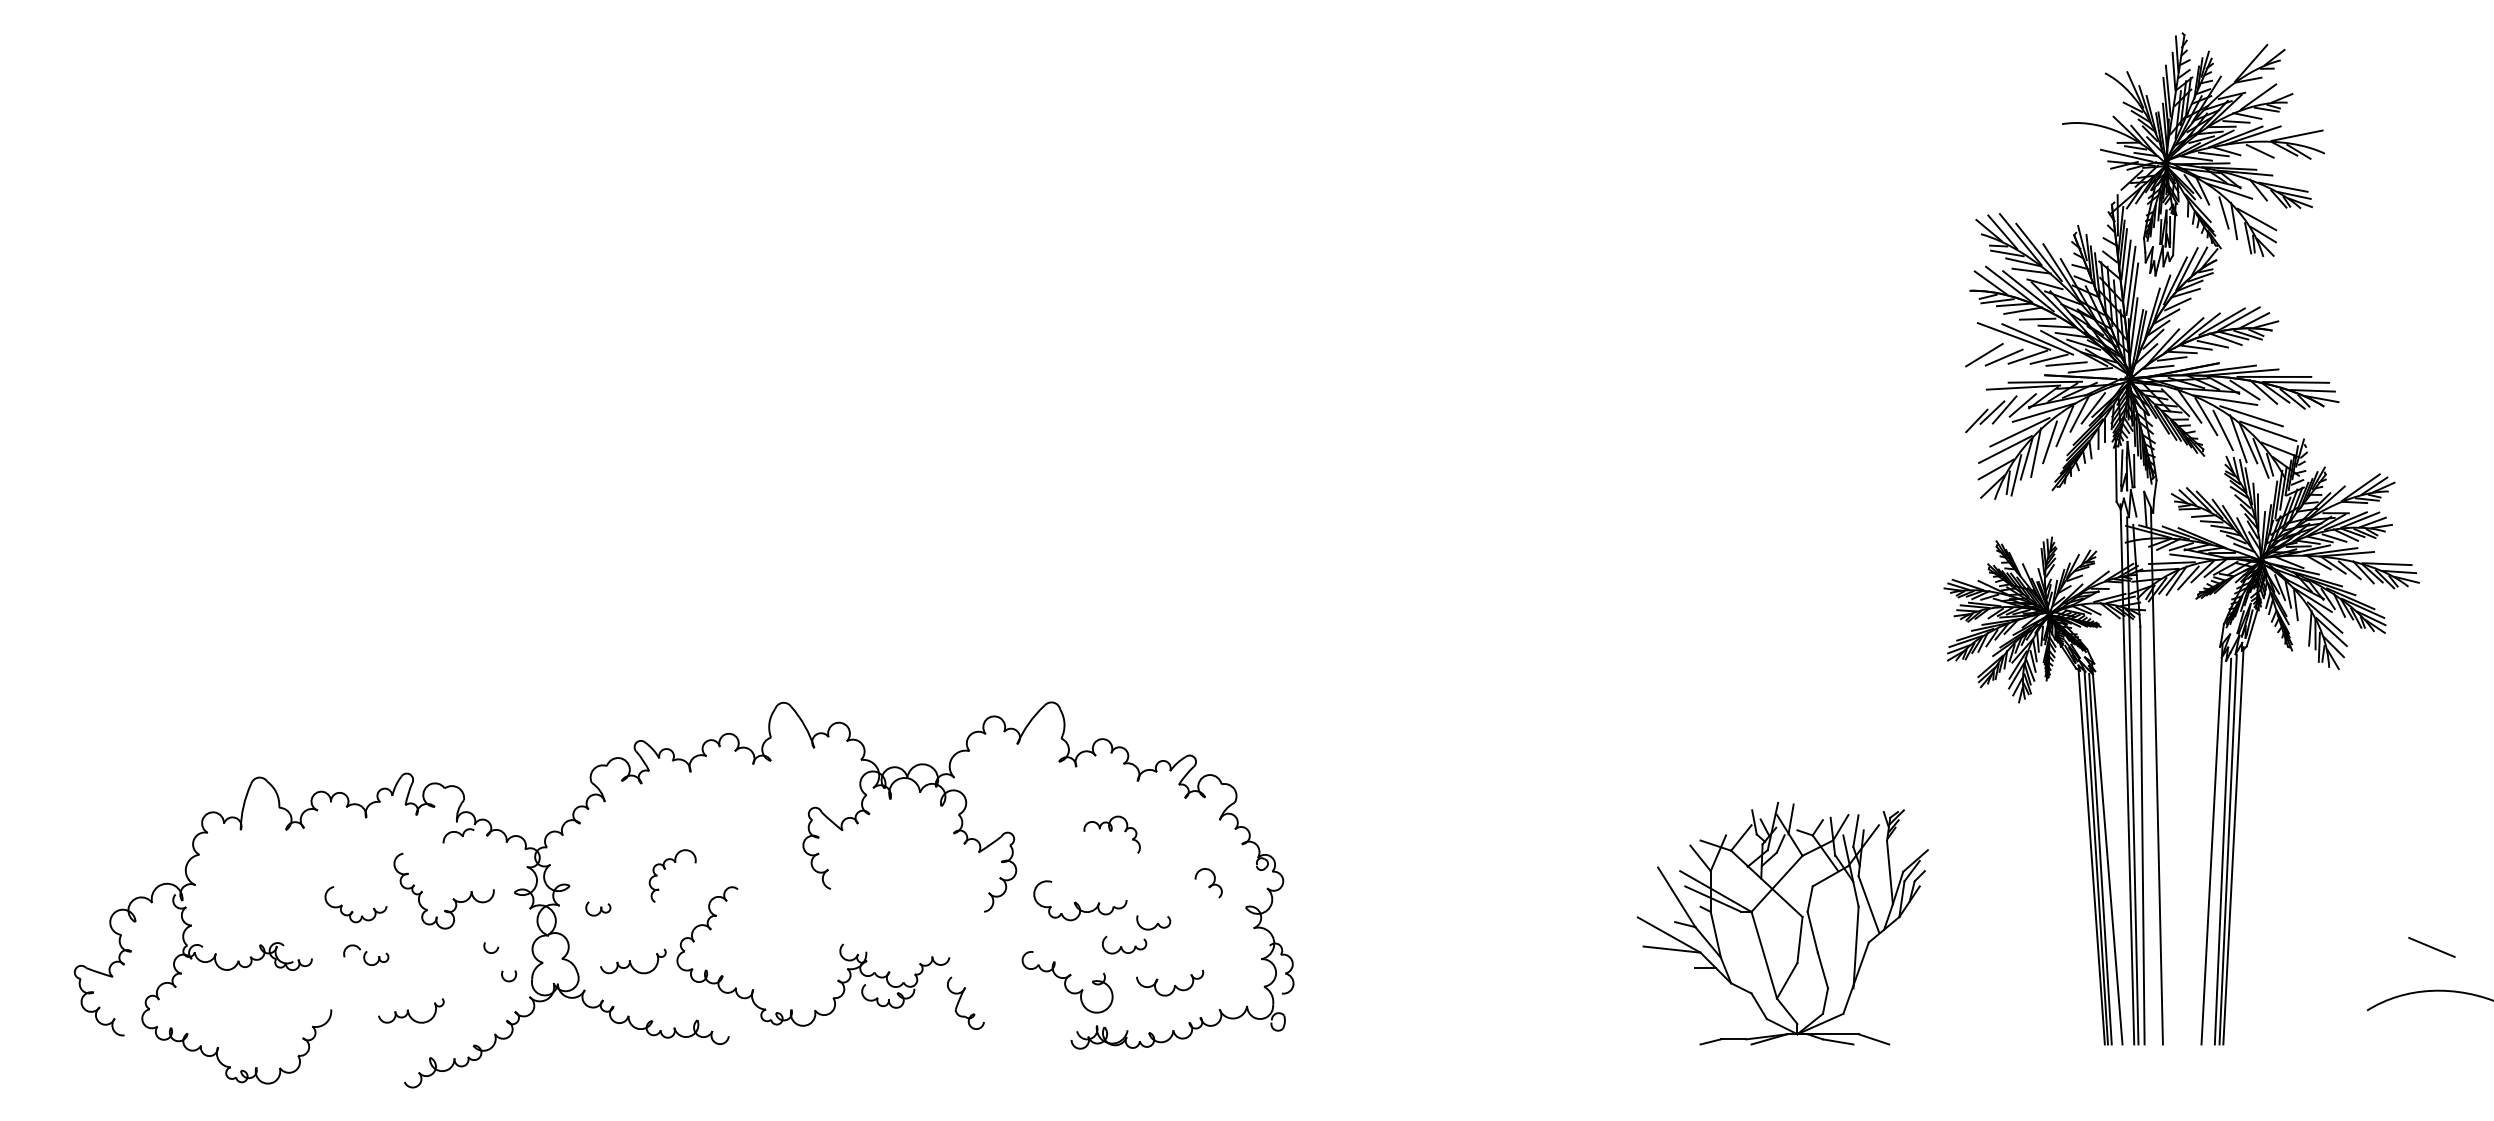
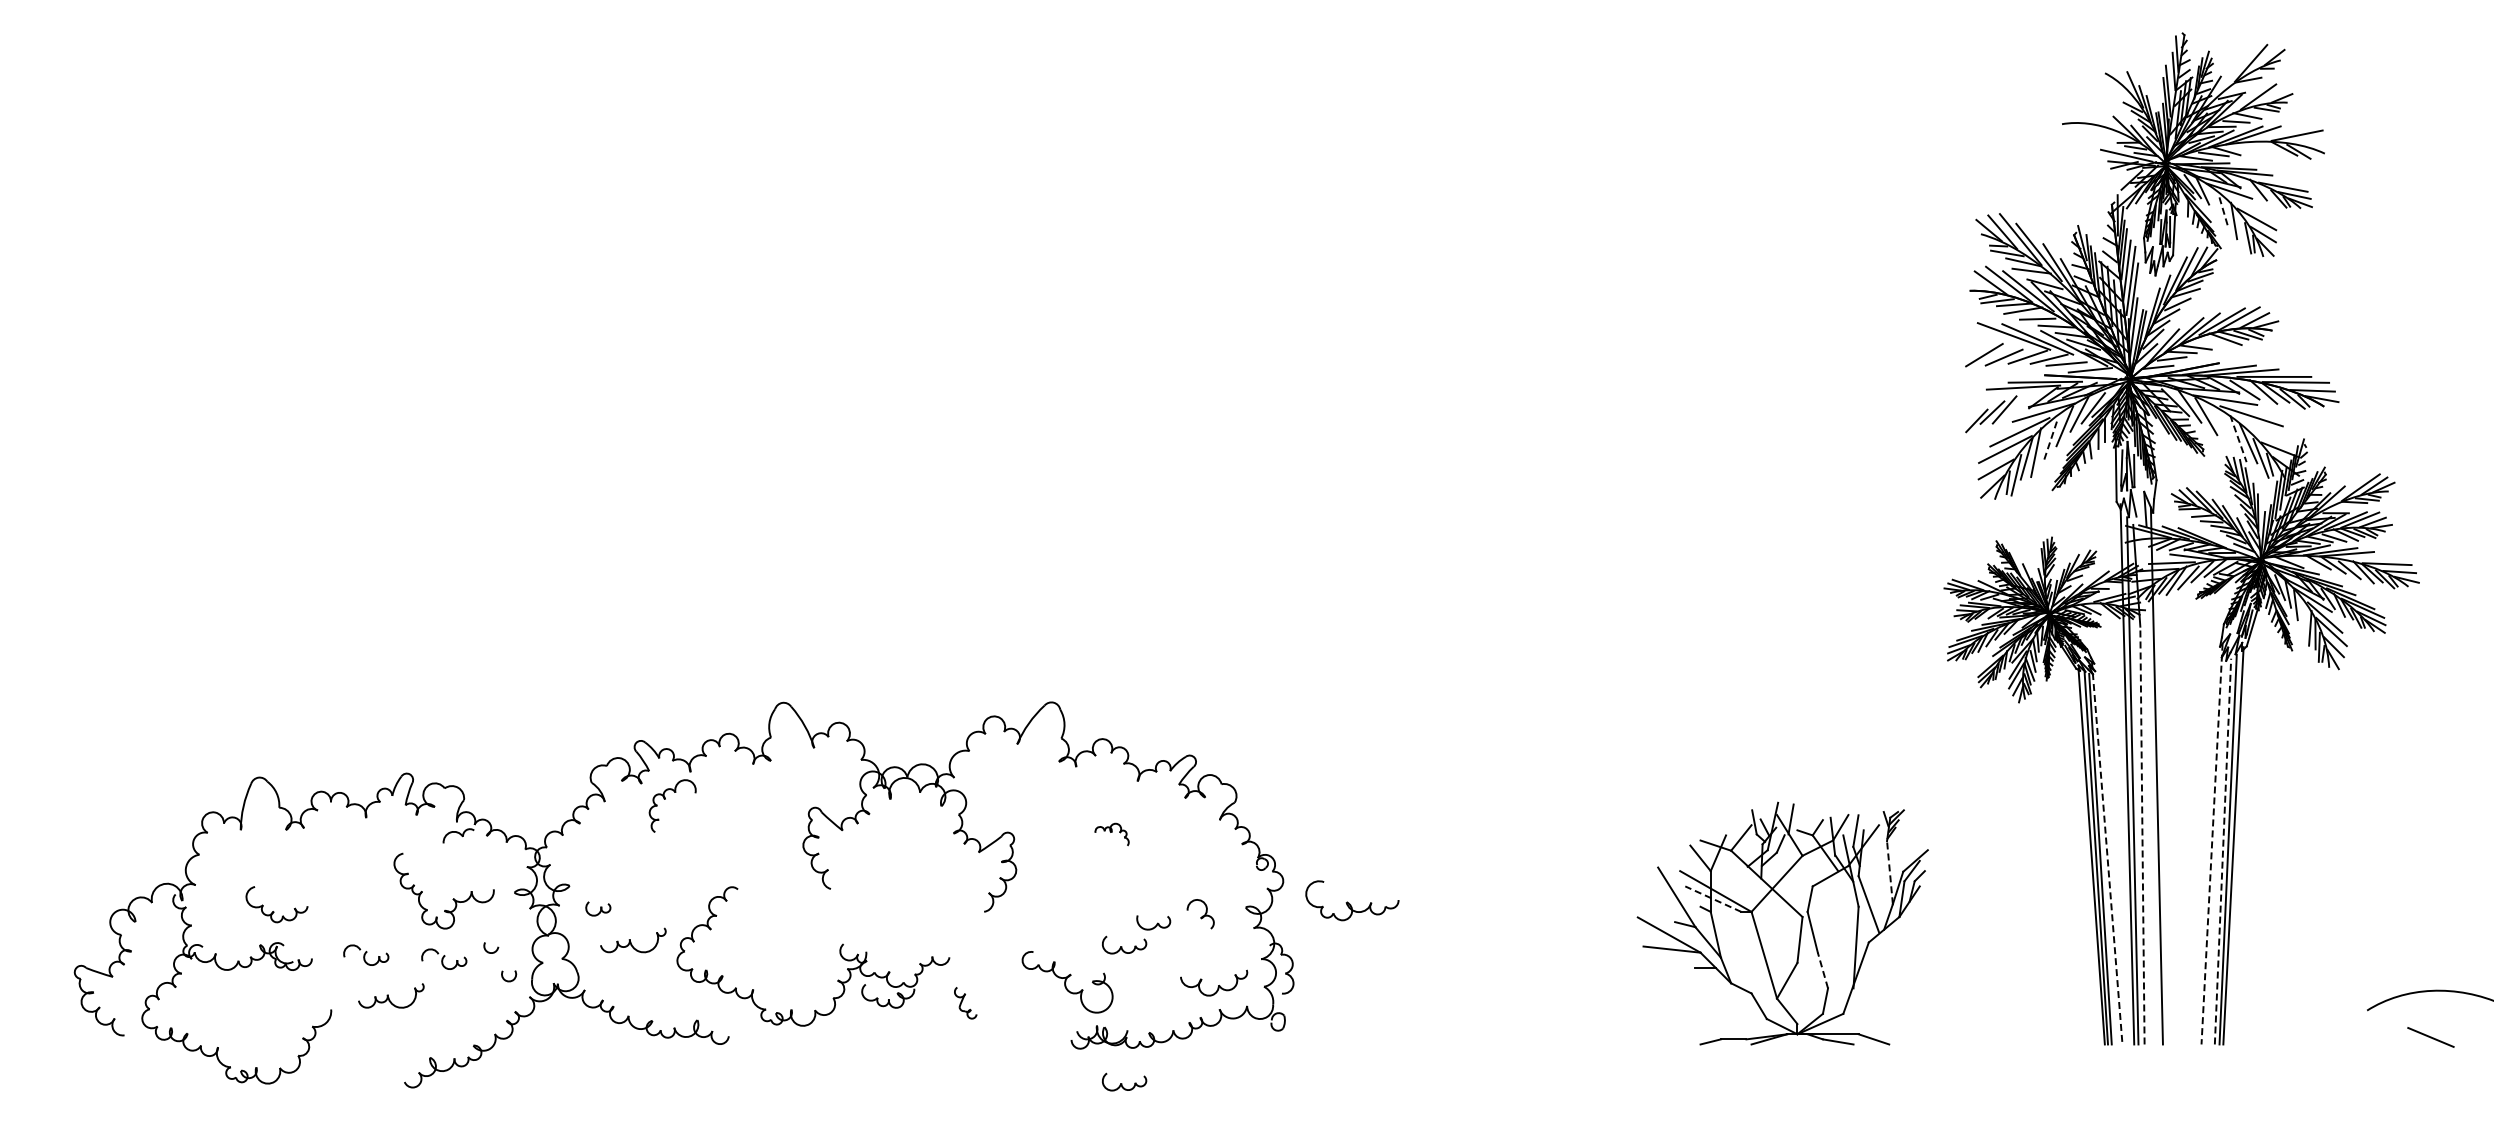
line: present -> none (2259, 150)
line: solid -> dashed (2224, 213)
line: present -> none (2212, 343)
line: present -> none (2022, 405)
line: present -> none (2222, 430)
line: present -> none (2268, 431)
line: solid -> dashed (2238, 438)
line: solid -> dashed (2050, 442)
part size: 58x39 px -> 36x25 px (1111, 834)
line: solid -> dashed (2142, 835)
line: solid -> dashed (2212, 844)
line: solid -> dashed (2223, 851)
line: solid -> dashed (2107, 853)
part position: (665, 869) -> (665, 799) (665, 799)
line: solid -> dashed (1889, 872)
part position: (1208, 883) -> (1200, 914) (1200, 914)
line: solid -> dashed (1713, 899)
part position: (1080, 900) -> (1352, 900) (1352, 900)
part position: (353, 911) -> (274, 911) (274, 911)
line position: (2431, 947) -> (2430, 1037) (2430, 1037)
part: none -> present (444, 958)
part position: (633, 961) -> (633, 940) (633, 940)
line: solid -> dashed (1822, 970)
part position: (1170, 982) -> (1214, 982) (1214, 982)
part size: 39x54 px -> 24x33 px (965, 1003)
part position: (411, 1010) -> (391, 995) (391, 995)
part: none -> present (1124, 1081)
